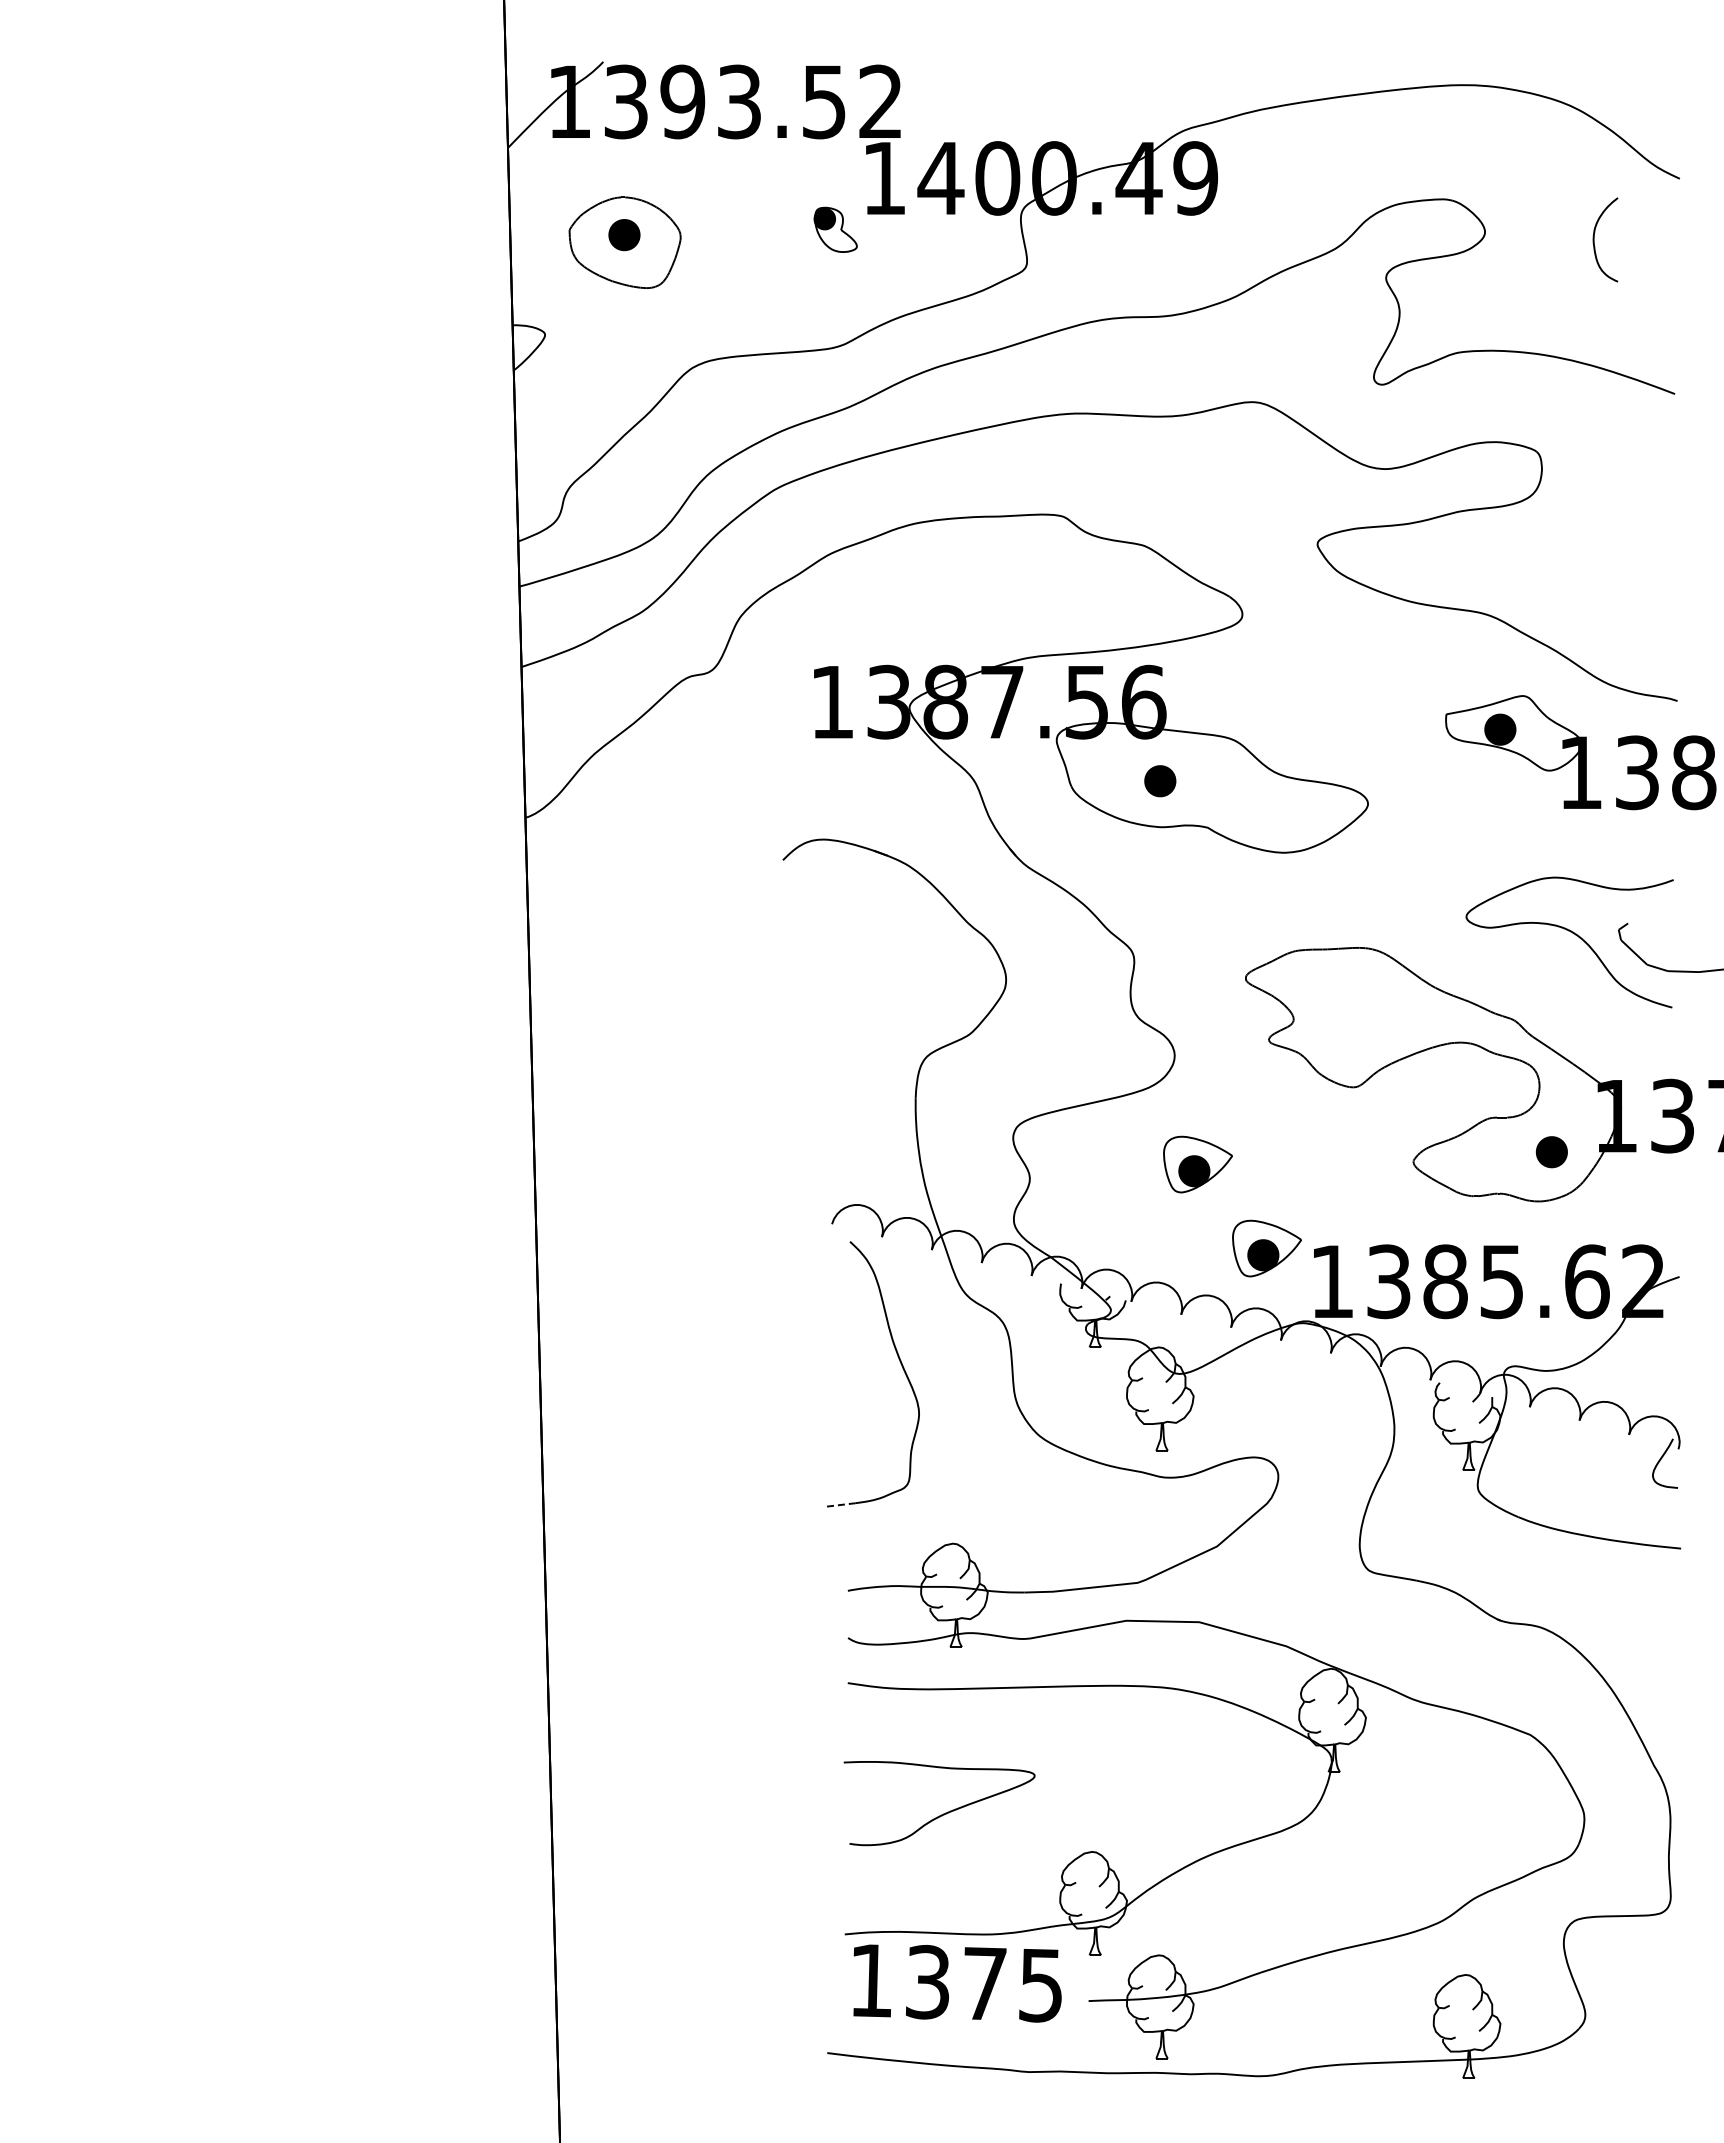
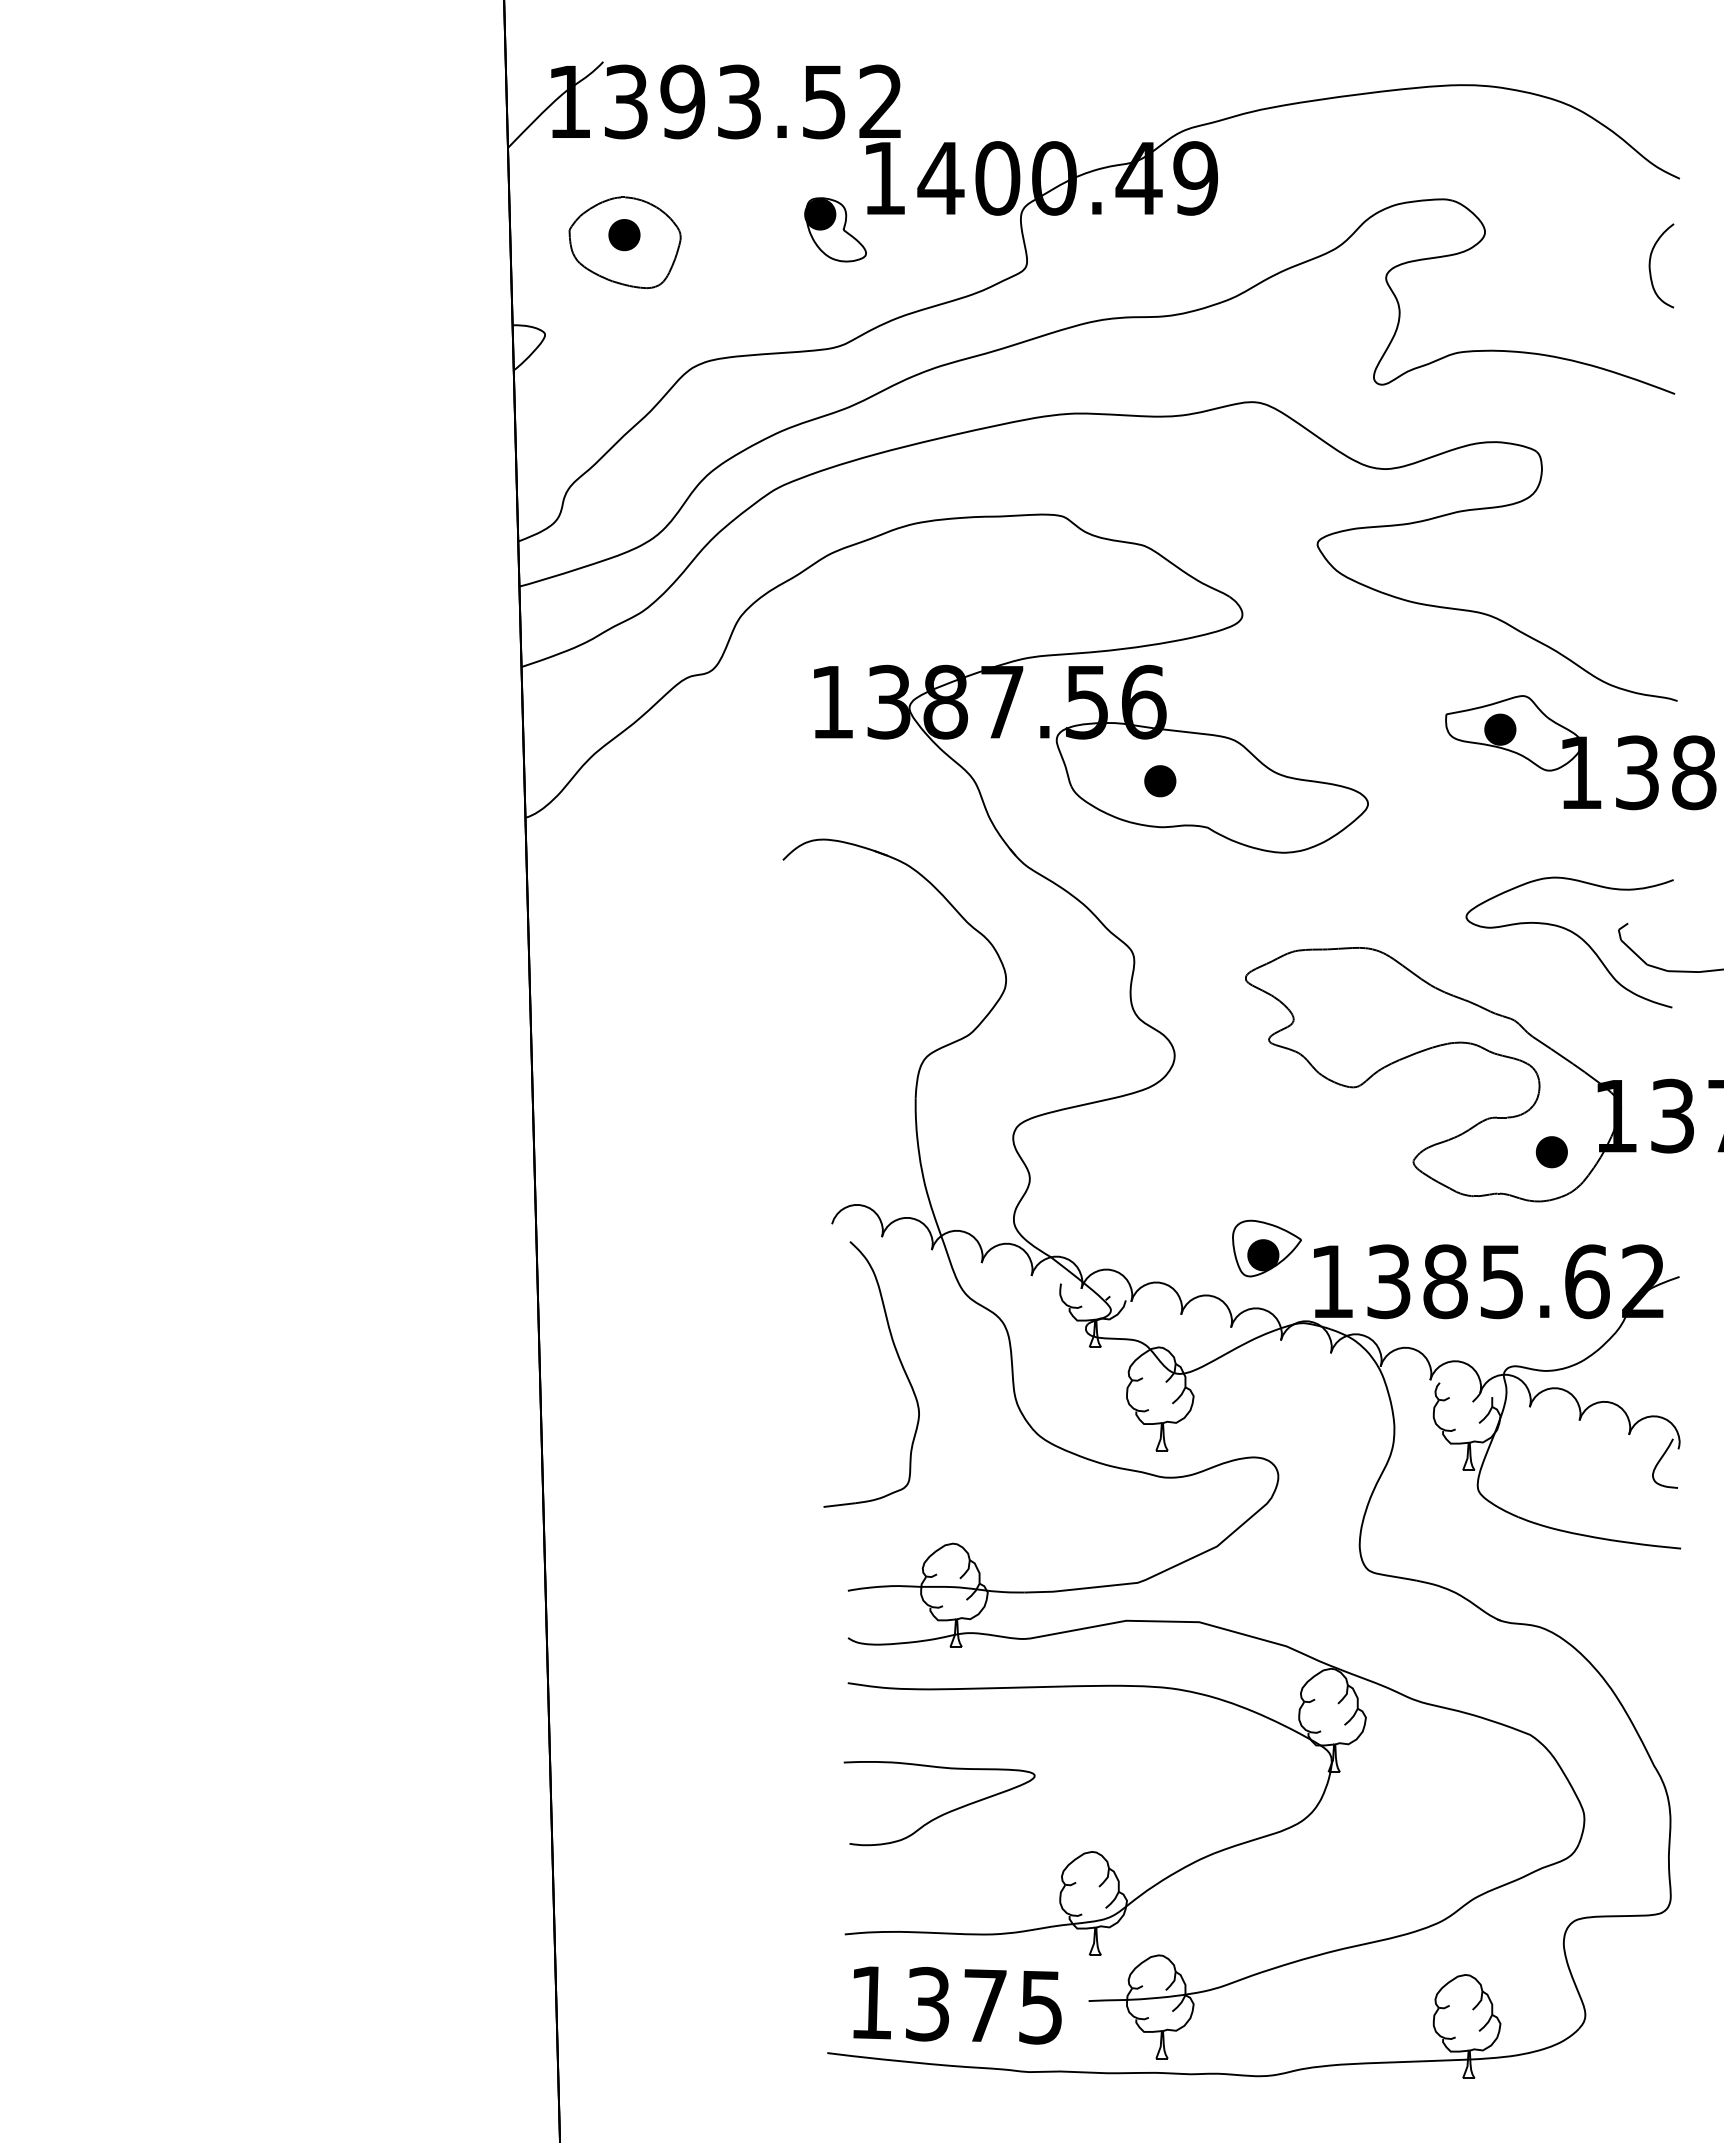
part size: 45x47 px -> 63x66 px (835, 229)
curve position: (1594, 239) -> (1650, 265) (1650, 265)
part: present -> none (1197, 1164)
line: dashed -> solid (839, 1505)
text position: (957, 1983) -> (957, 2005) (957, 2005)
